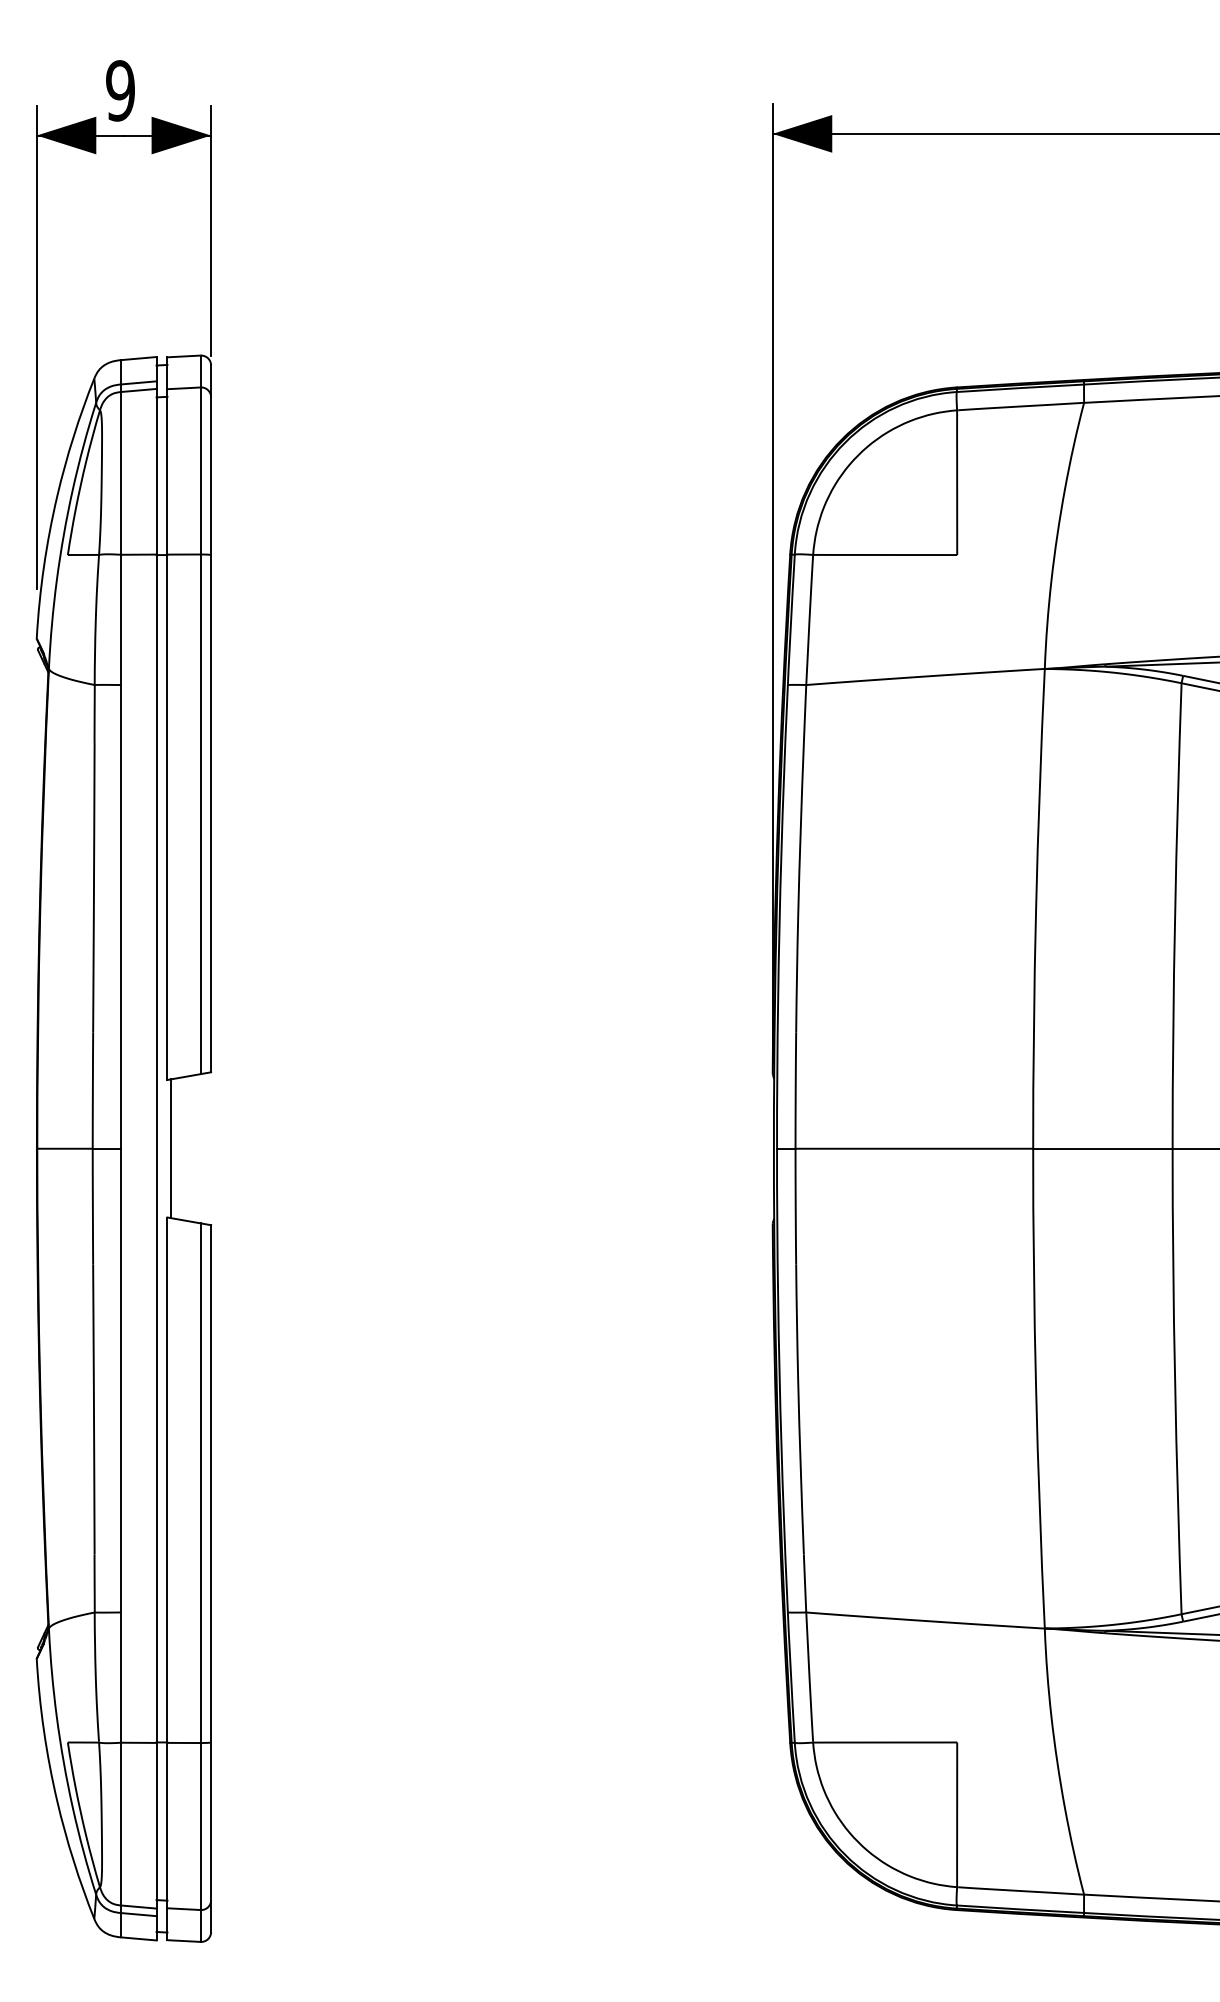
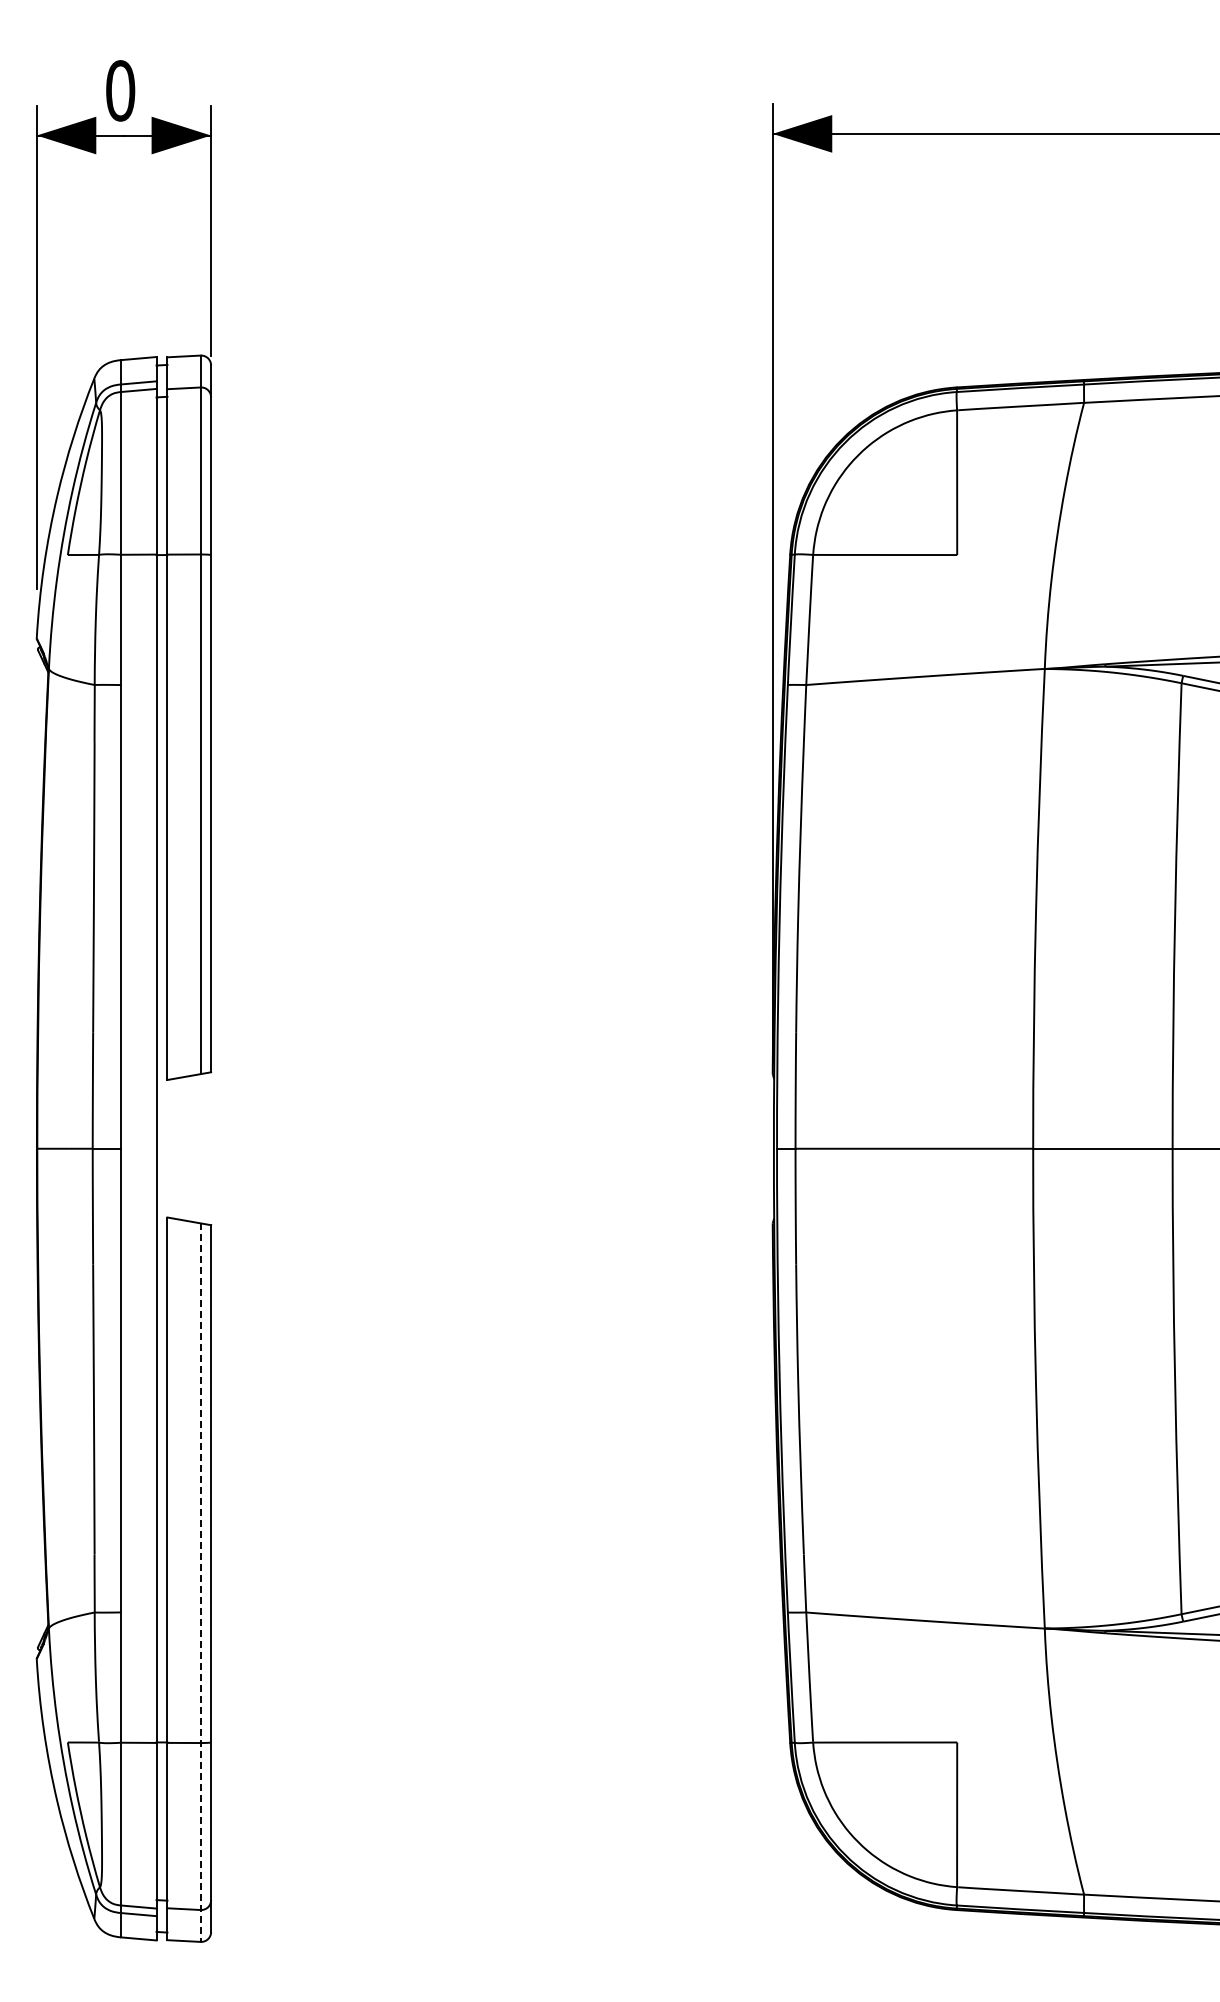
text: 9 -> 0 (120, 90)
line: present -> none (171, 1148)
line: solid -> dashed (200, 1583)
